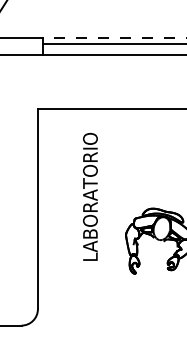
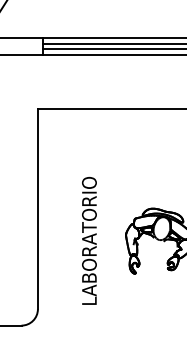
line: dashed -> solid (114, 38)
line: none -> present (113, 49)
text position: (90, 196) -> (89, 240) (89, 240)
